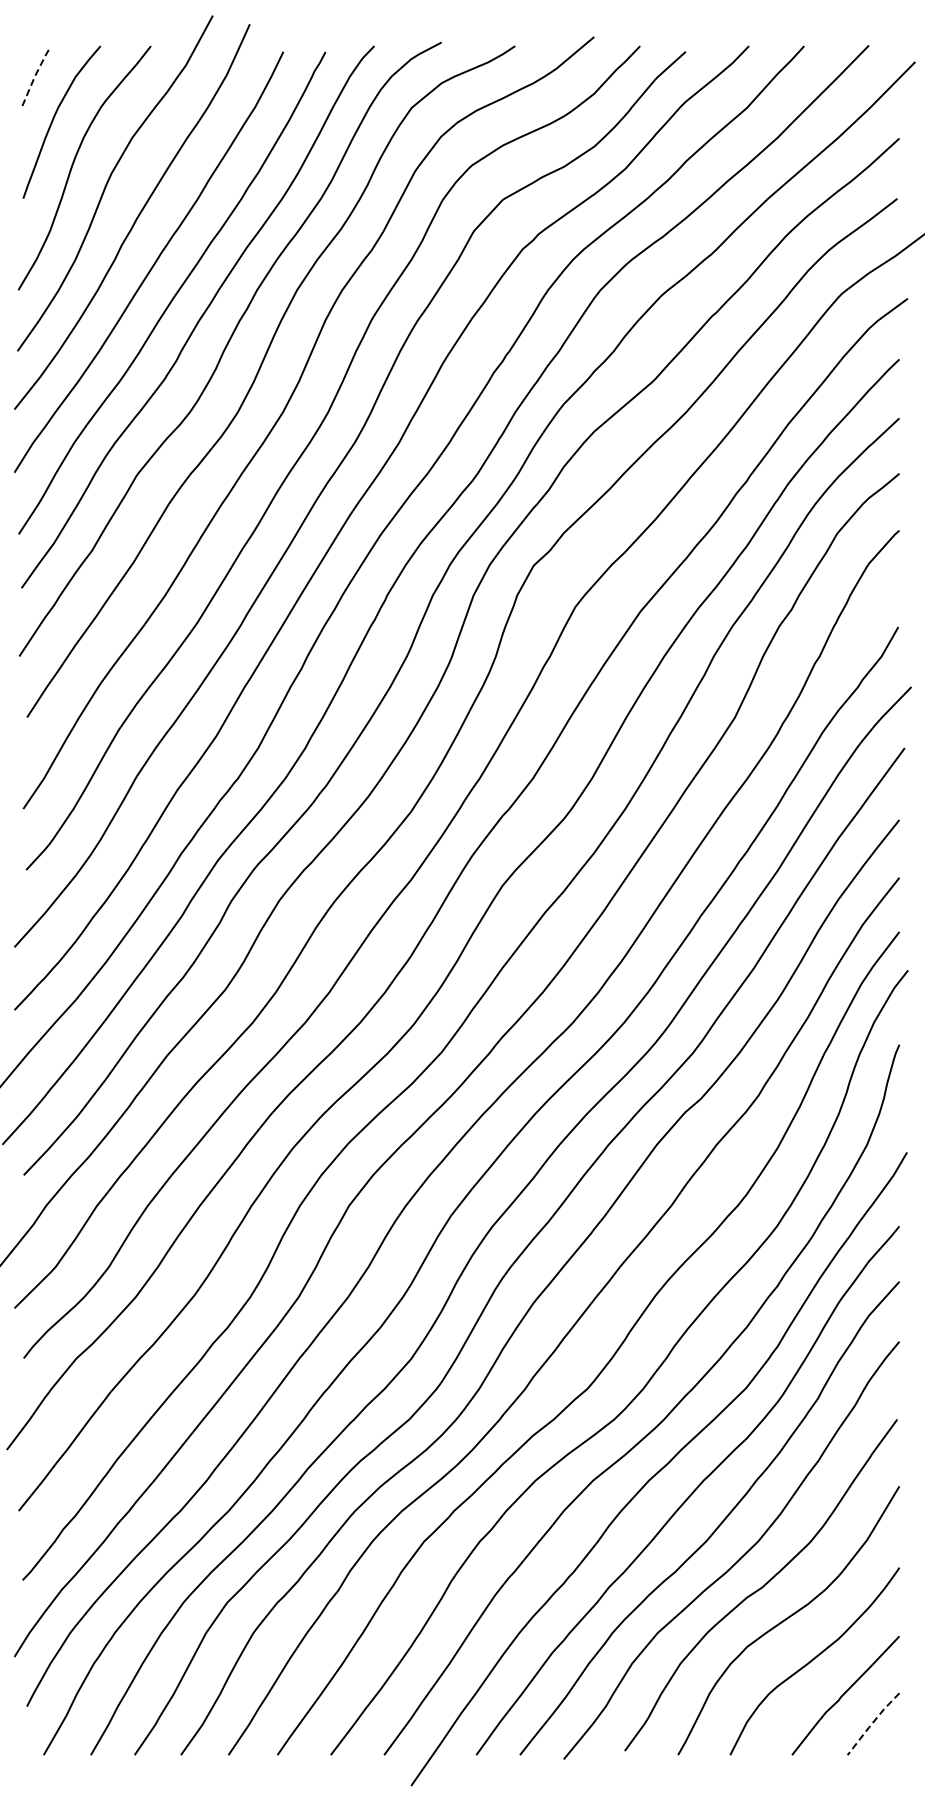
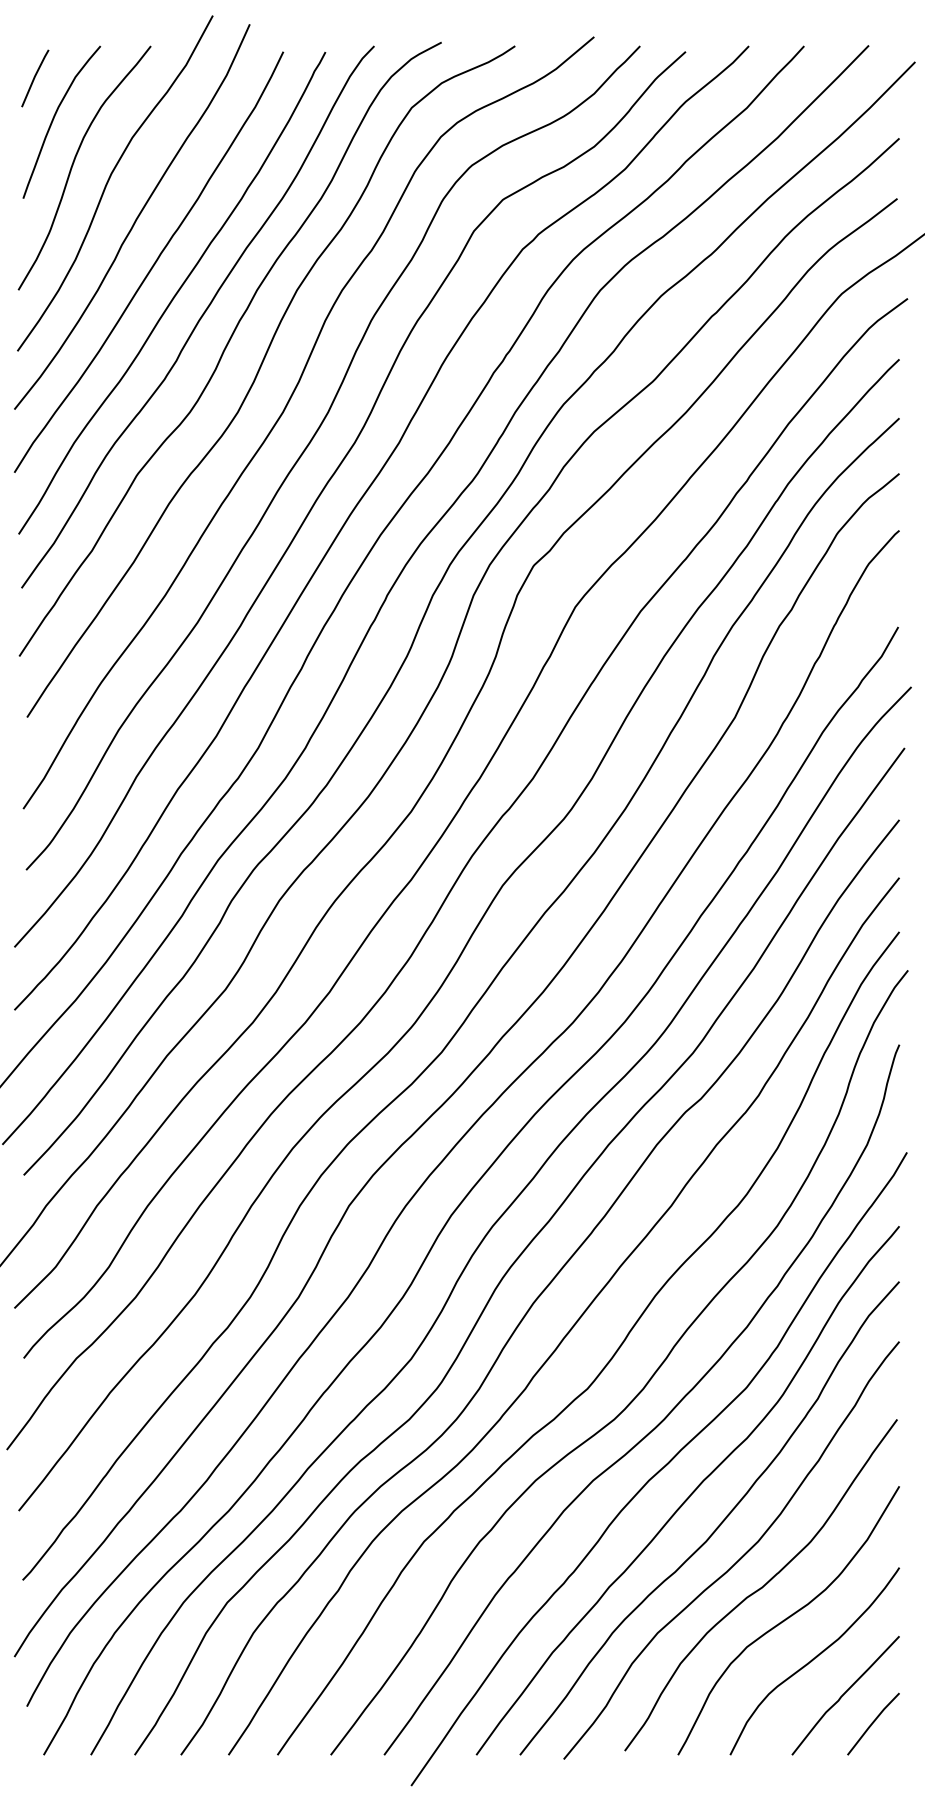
line: dashed -> solid (34, 77)
line: dashed -> solid (872, 1722)
